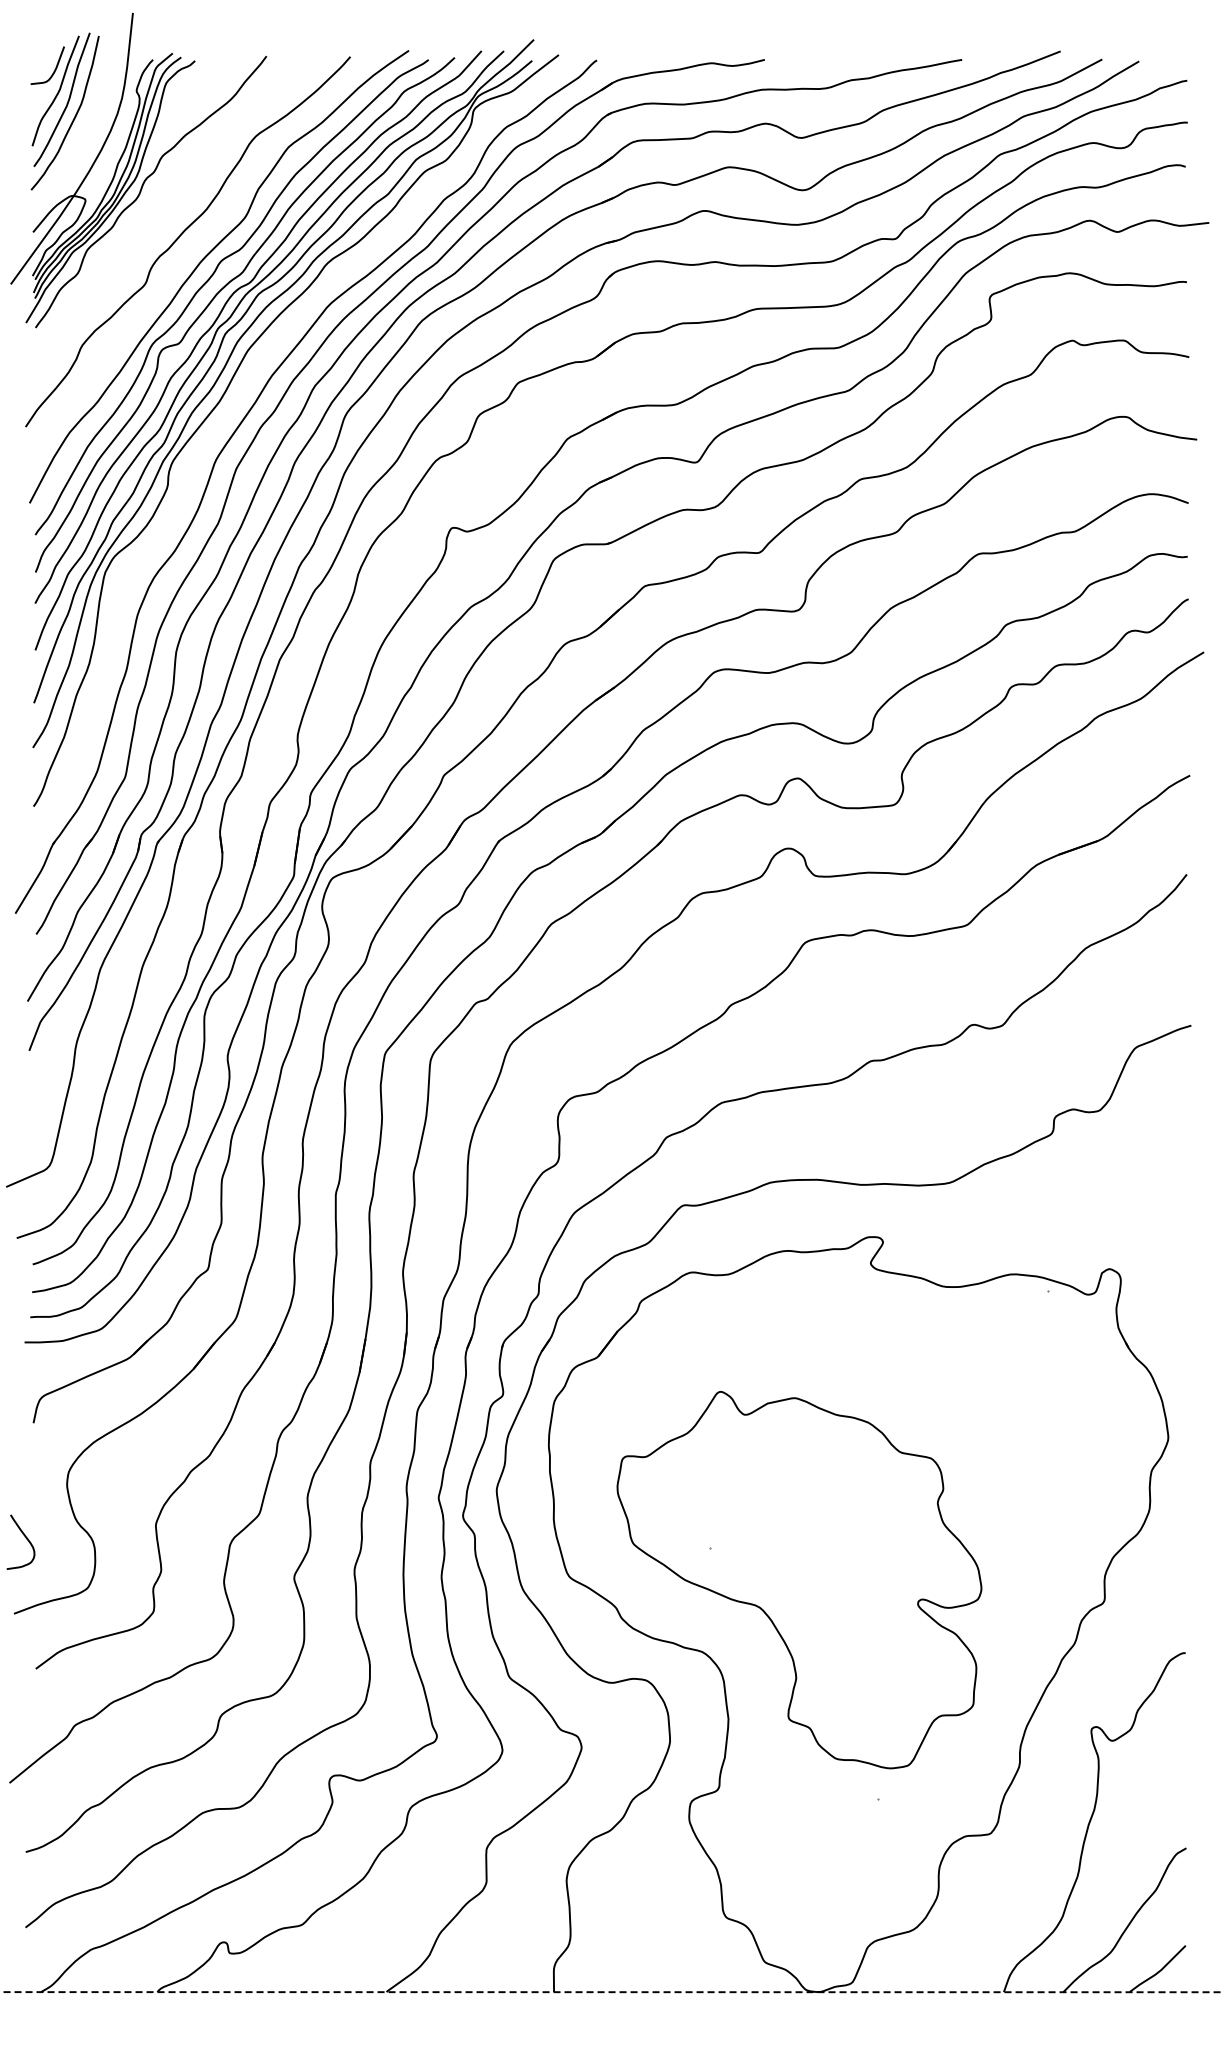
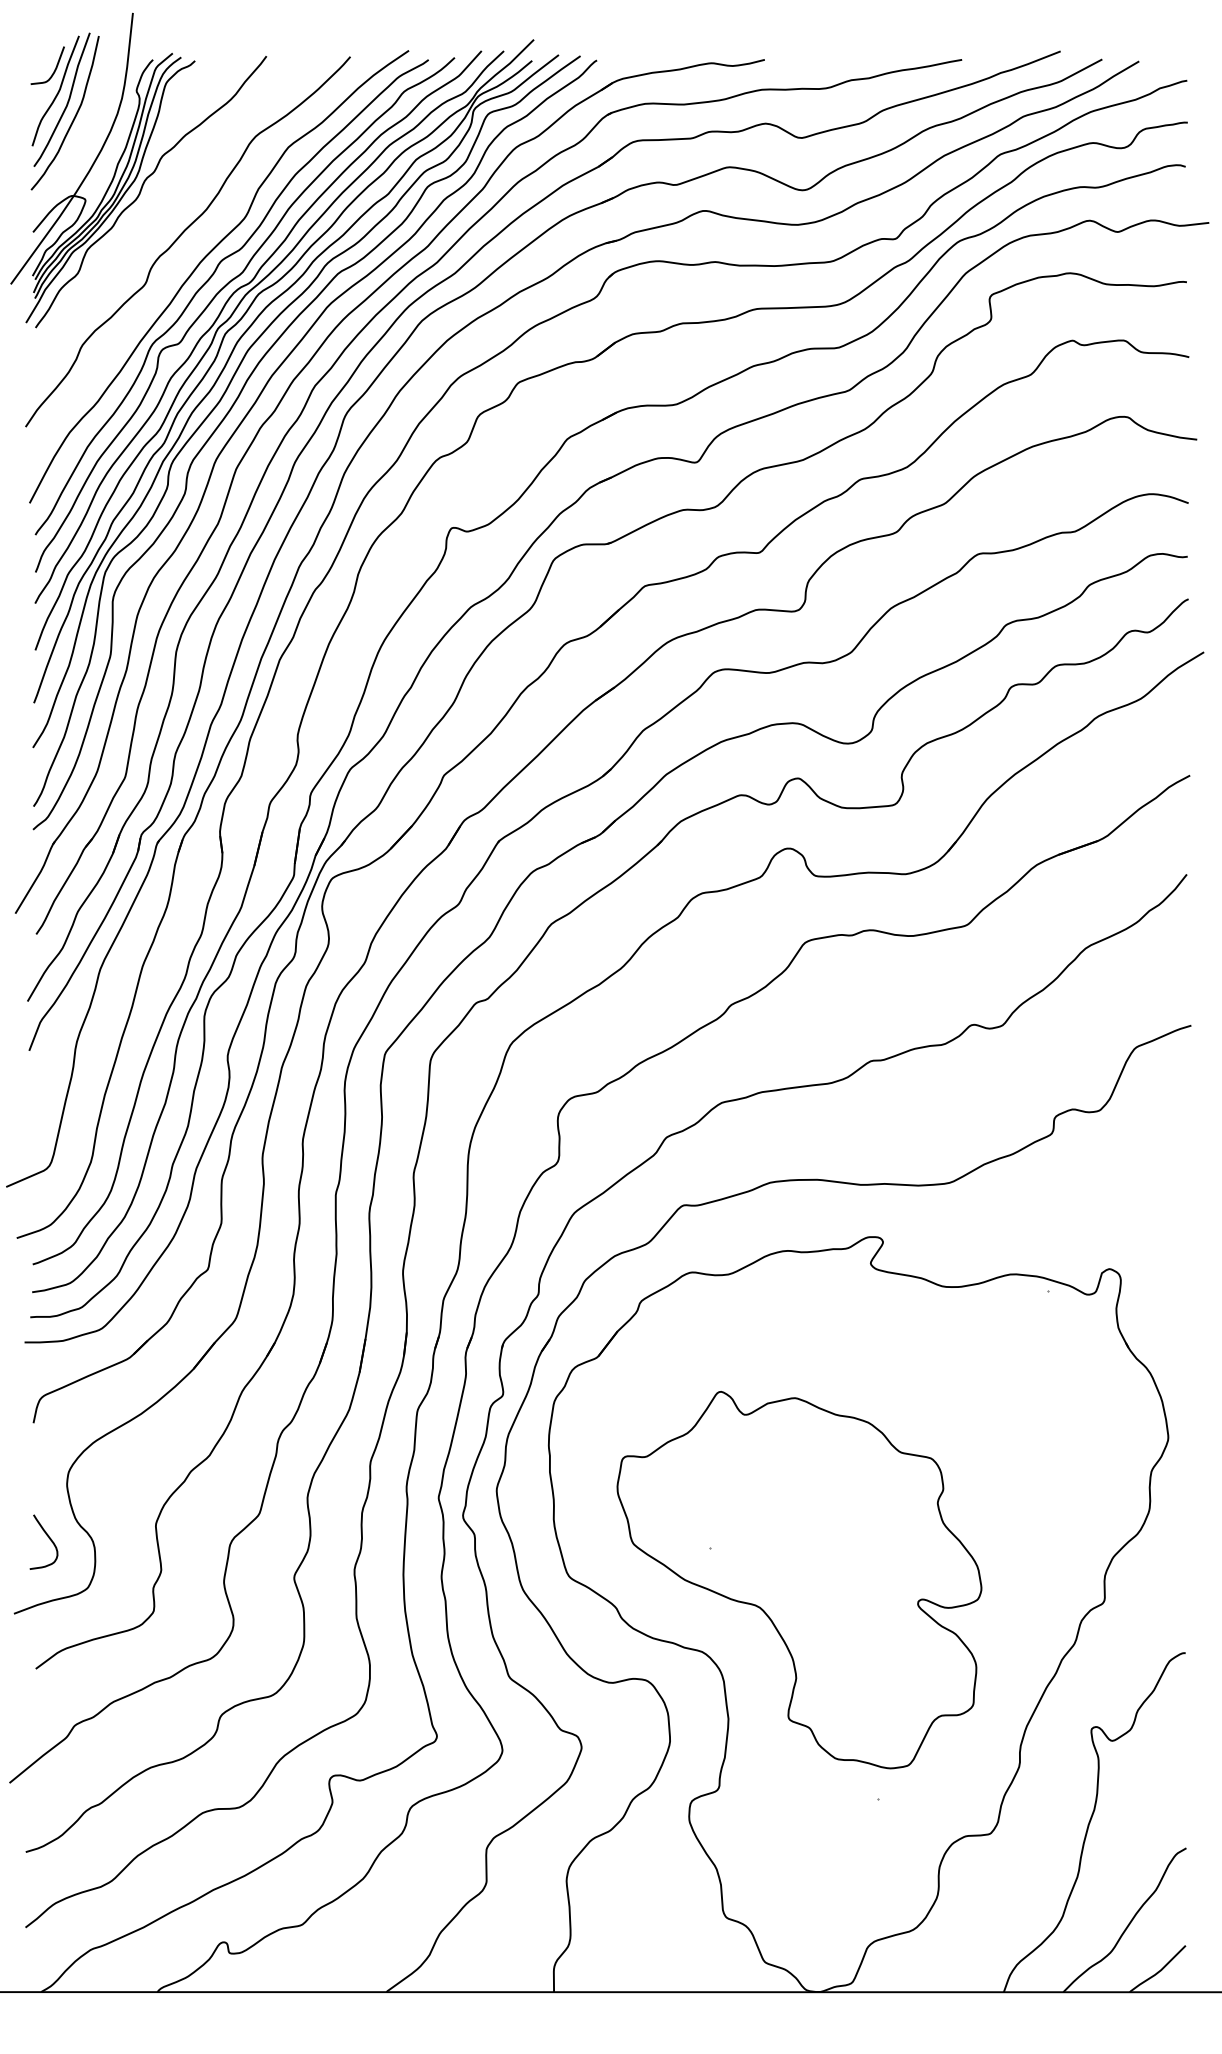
curve: none -> present (237, 400)
curve position: (25, 1538) -> (48, 1538) (48, 1538)
line: dashed -> solid (611, 1992)
